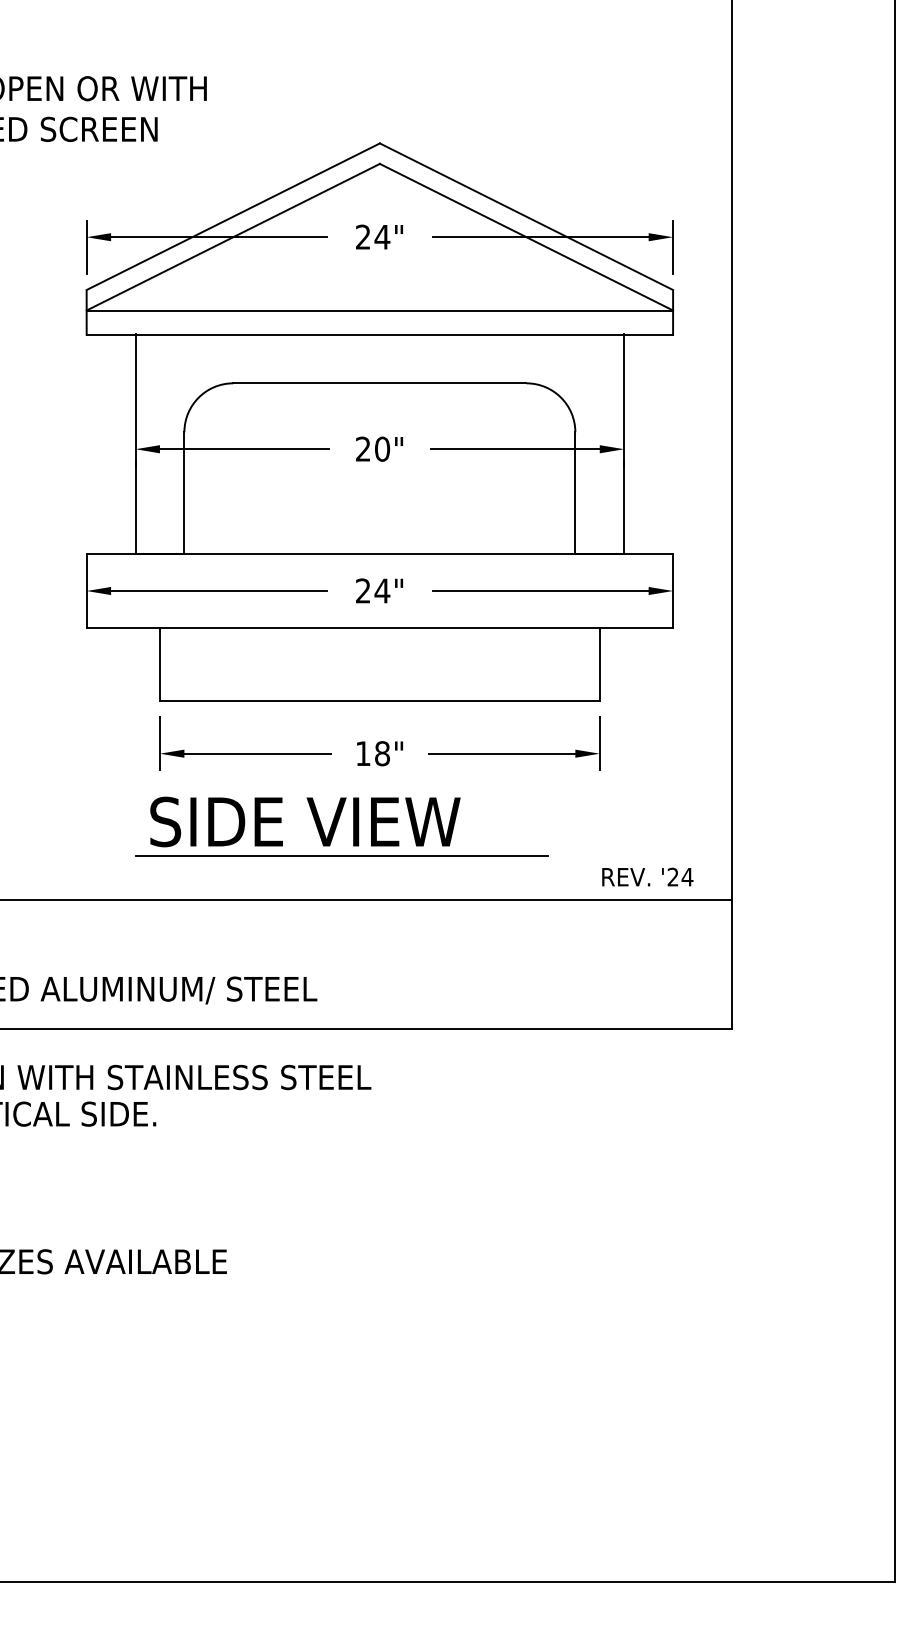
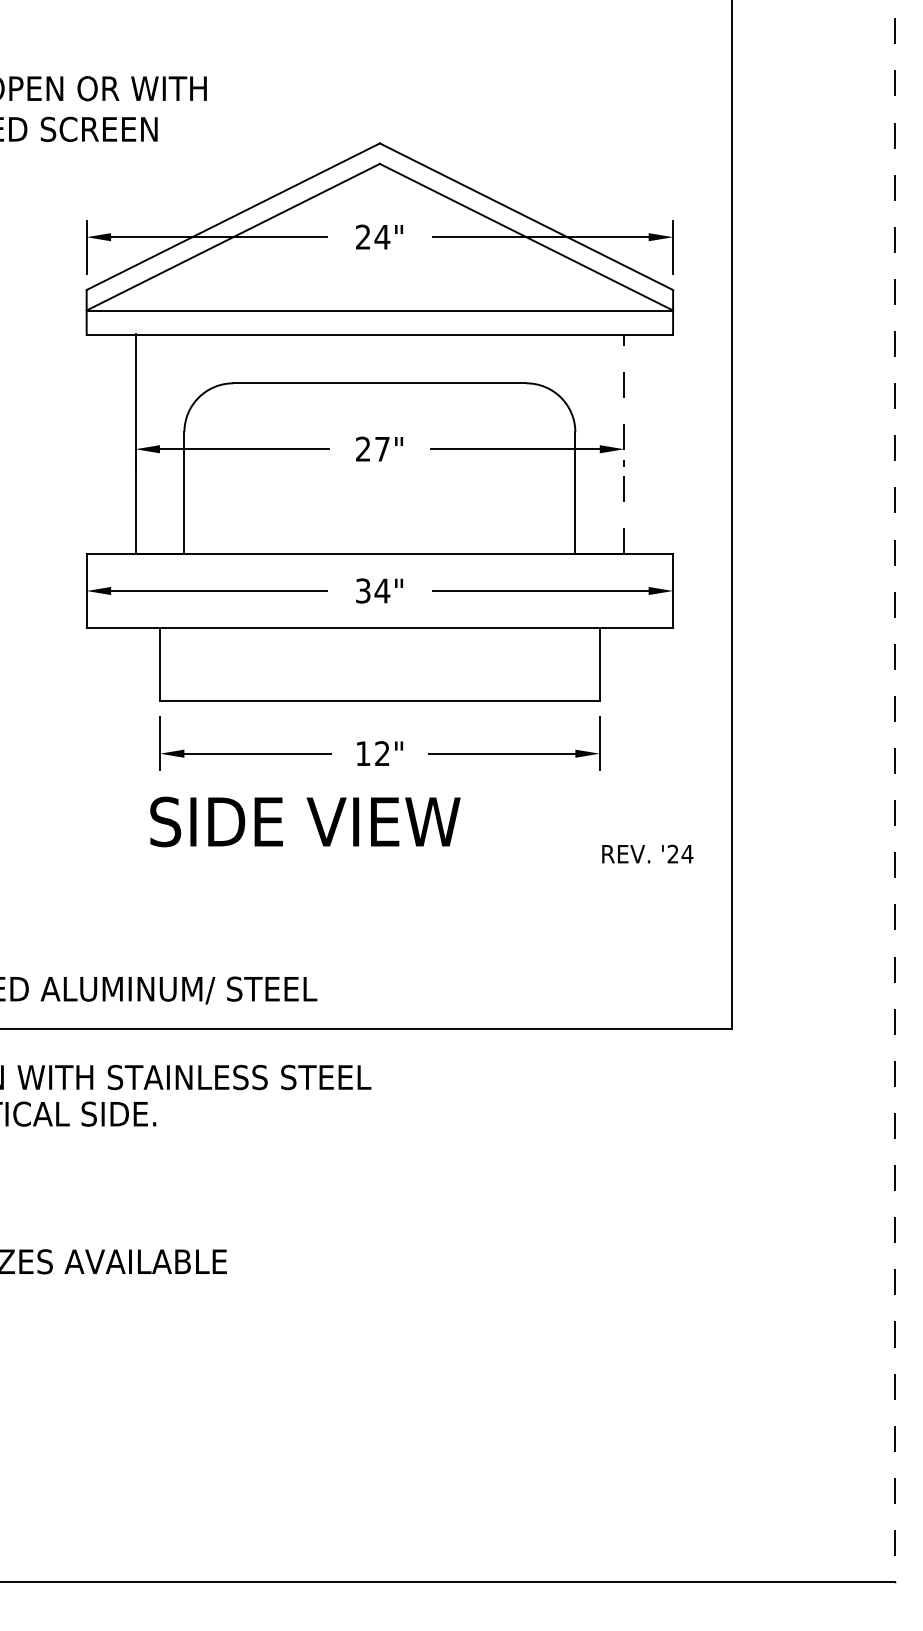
line: solid -> dashed (624, 444)
text: 20" -> 27" (382, 448)
text: 24" -> 34" (363, 590)
text: 18" -> 12" (382, 753)
line: solid -> dashed (895, 791)
line: present -> none (341, 856)
text position: (647, 876) -> (647, 853) (647, 853)
line: present -> none (367, 900)
